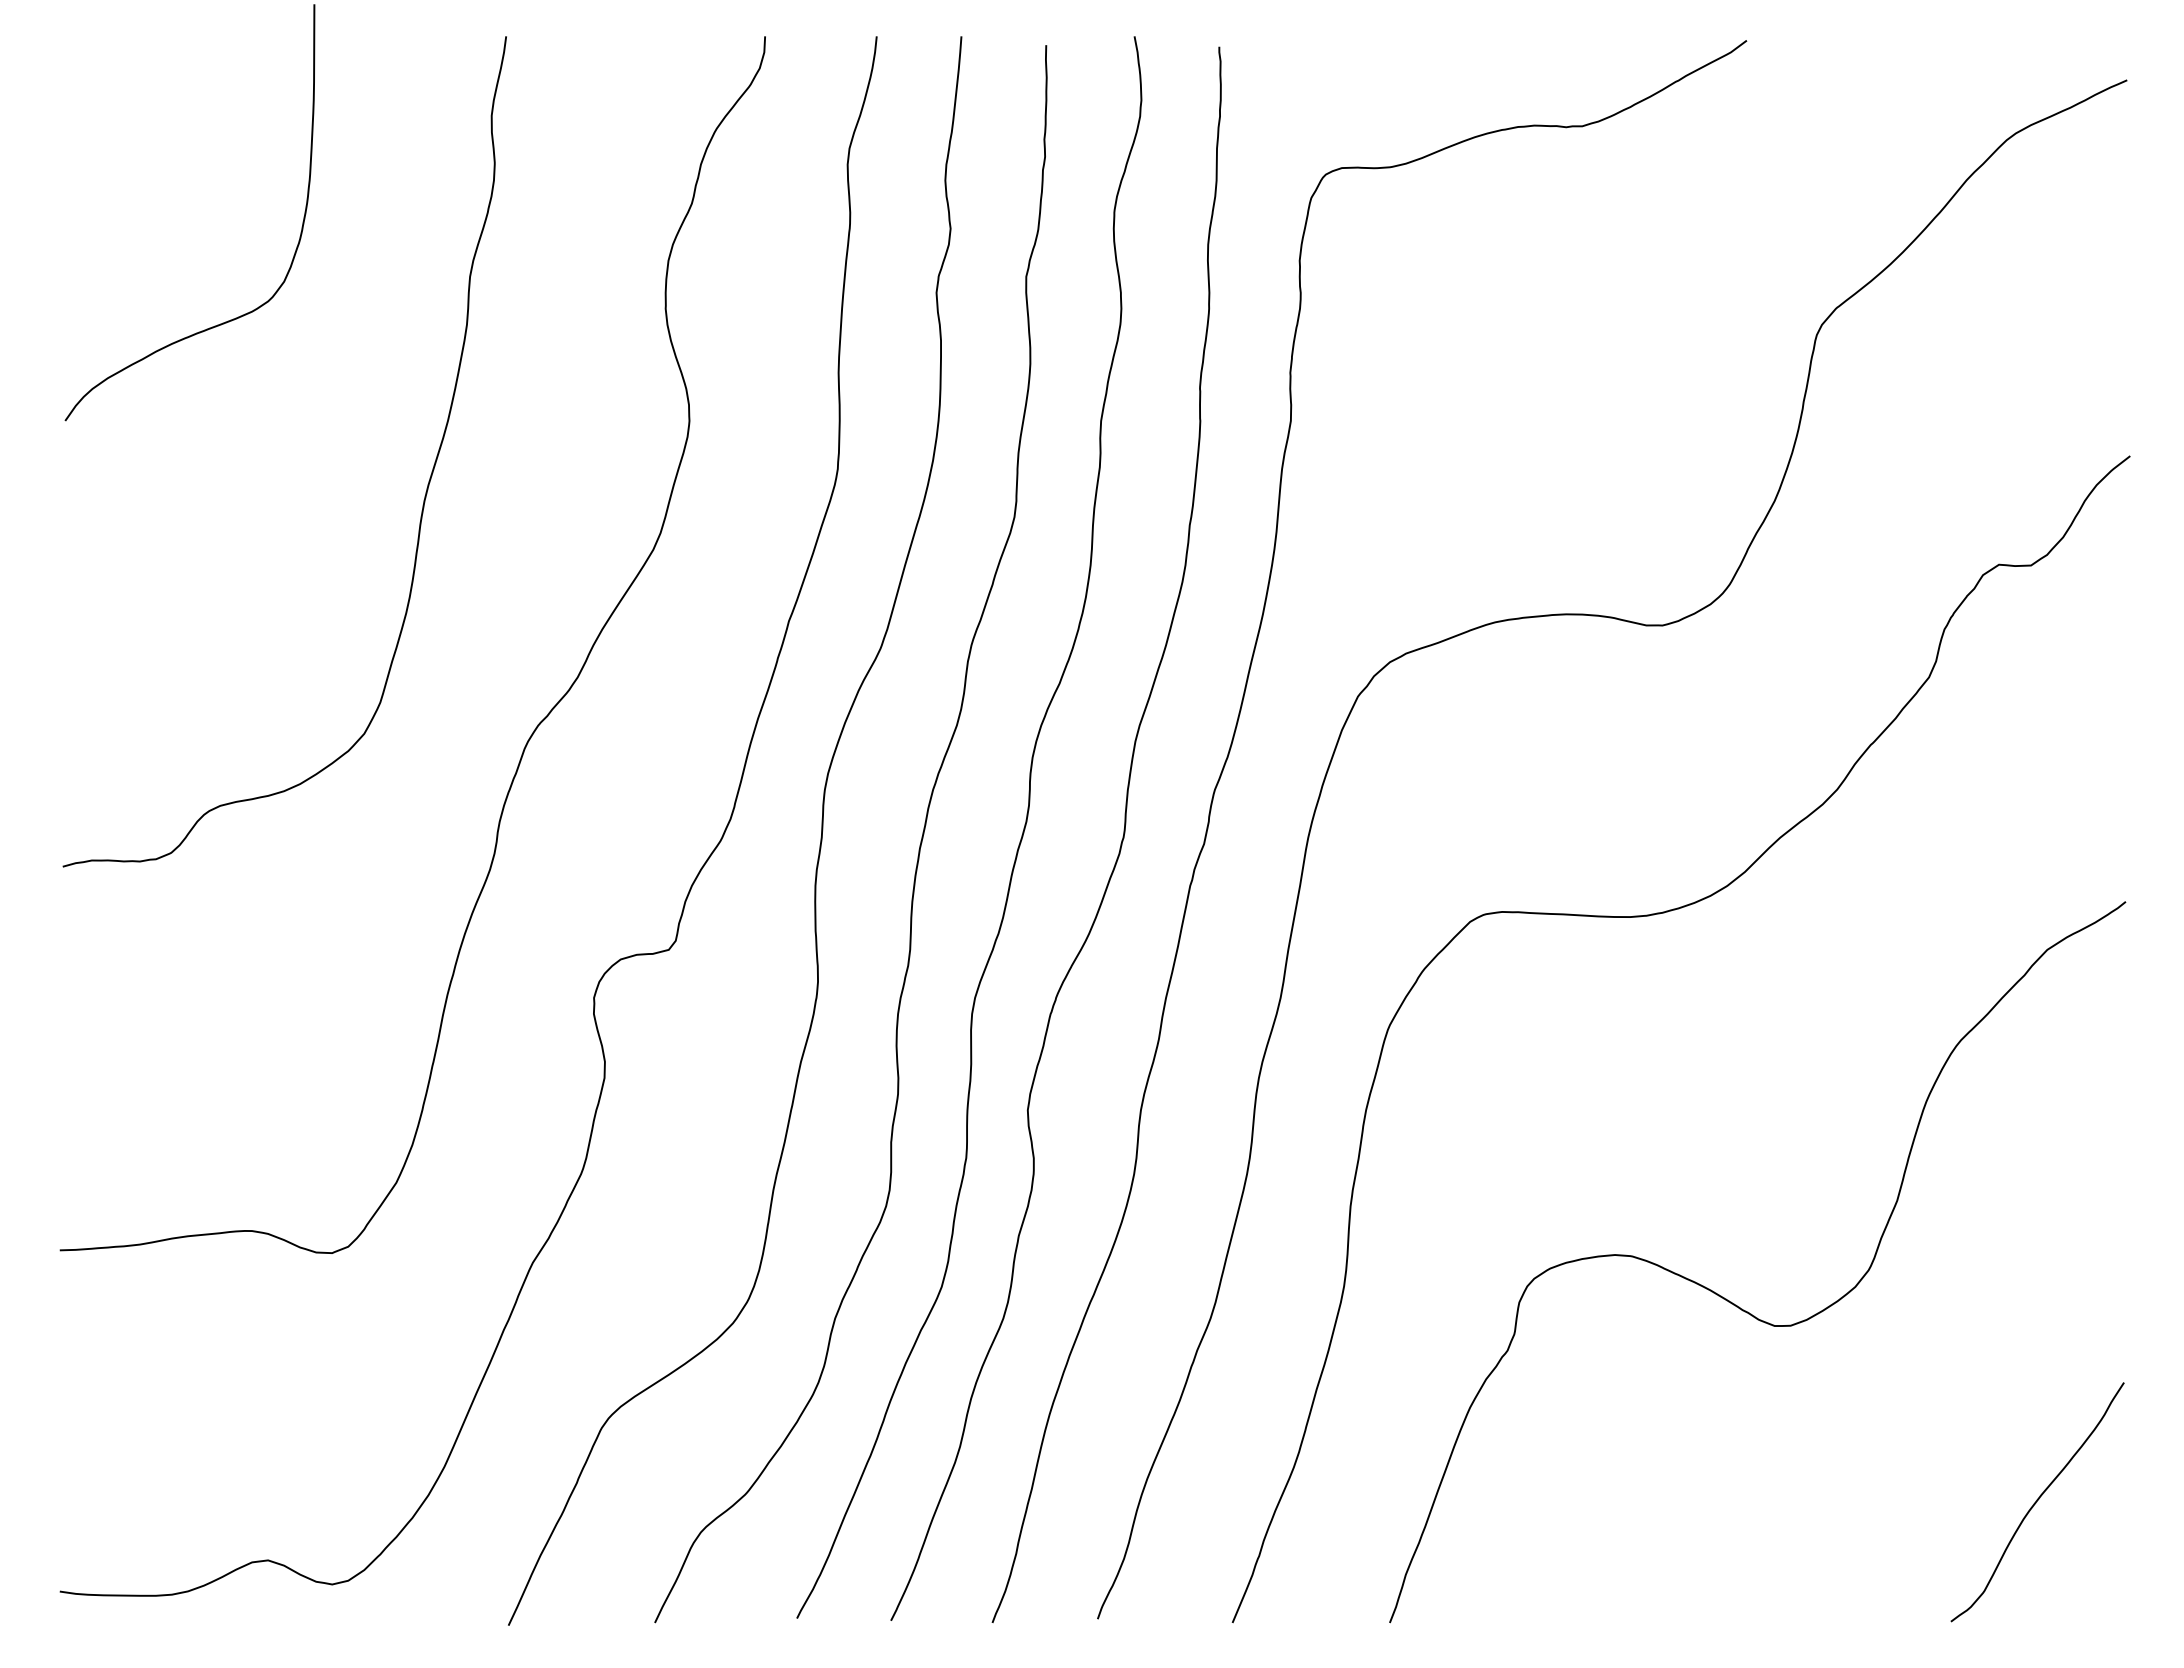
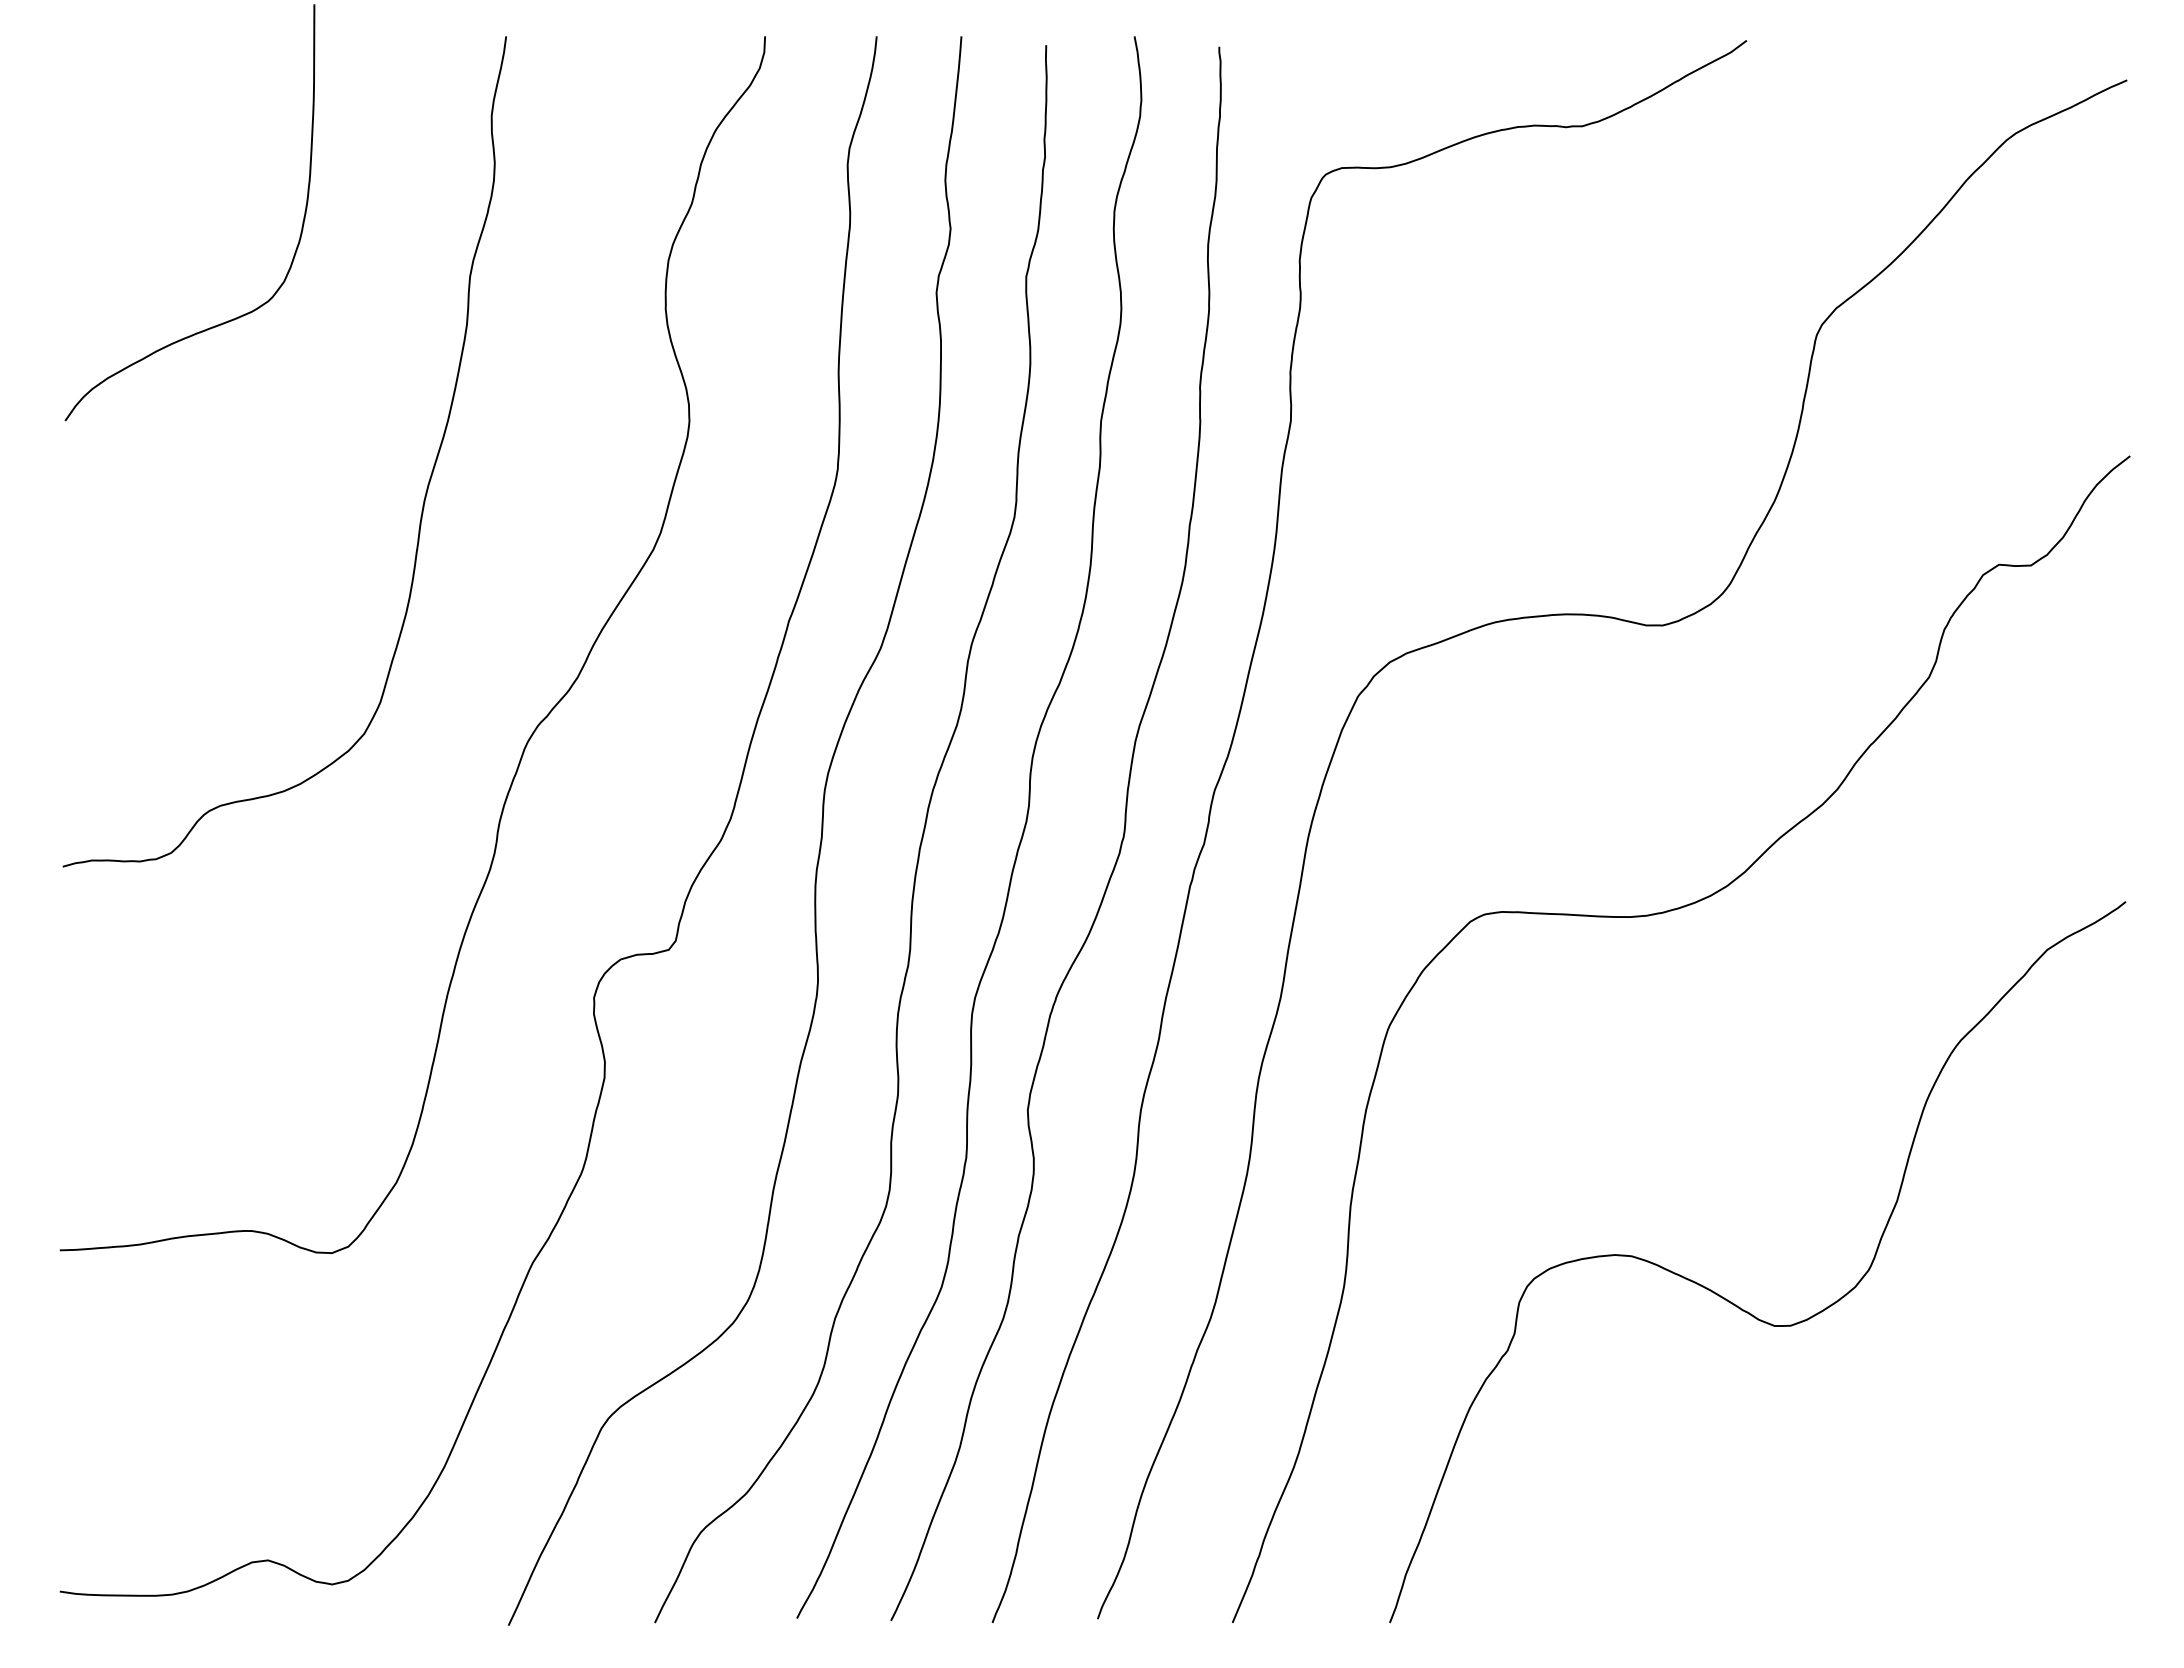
curve: present -> none (2037, 1501)
